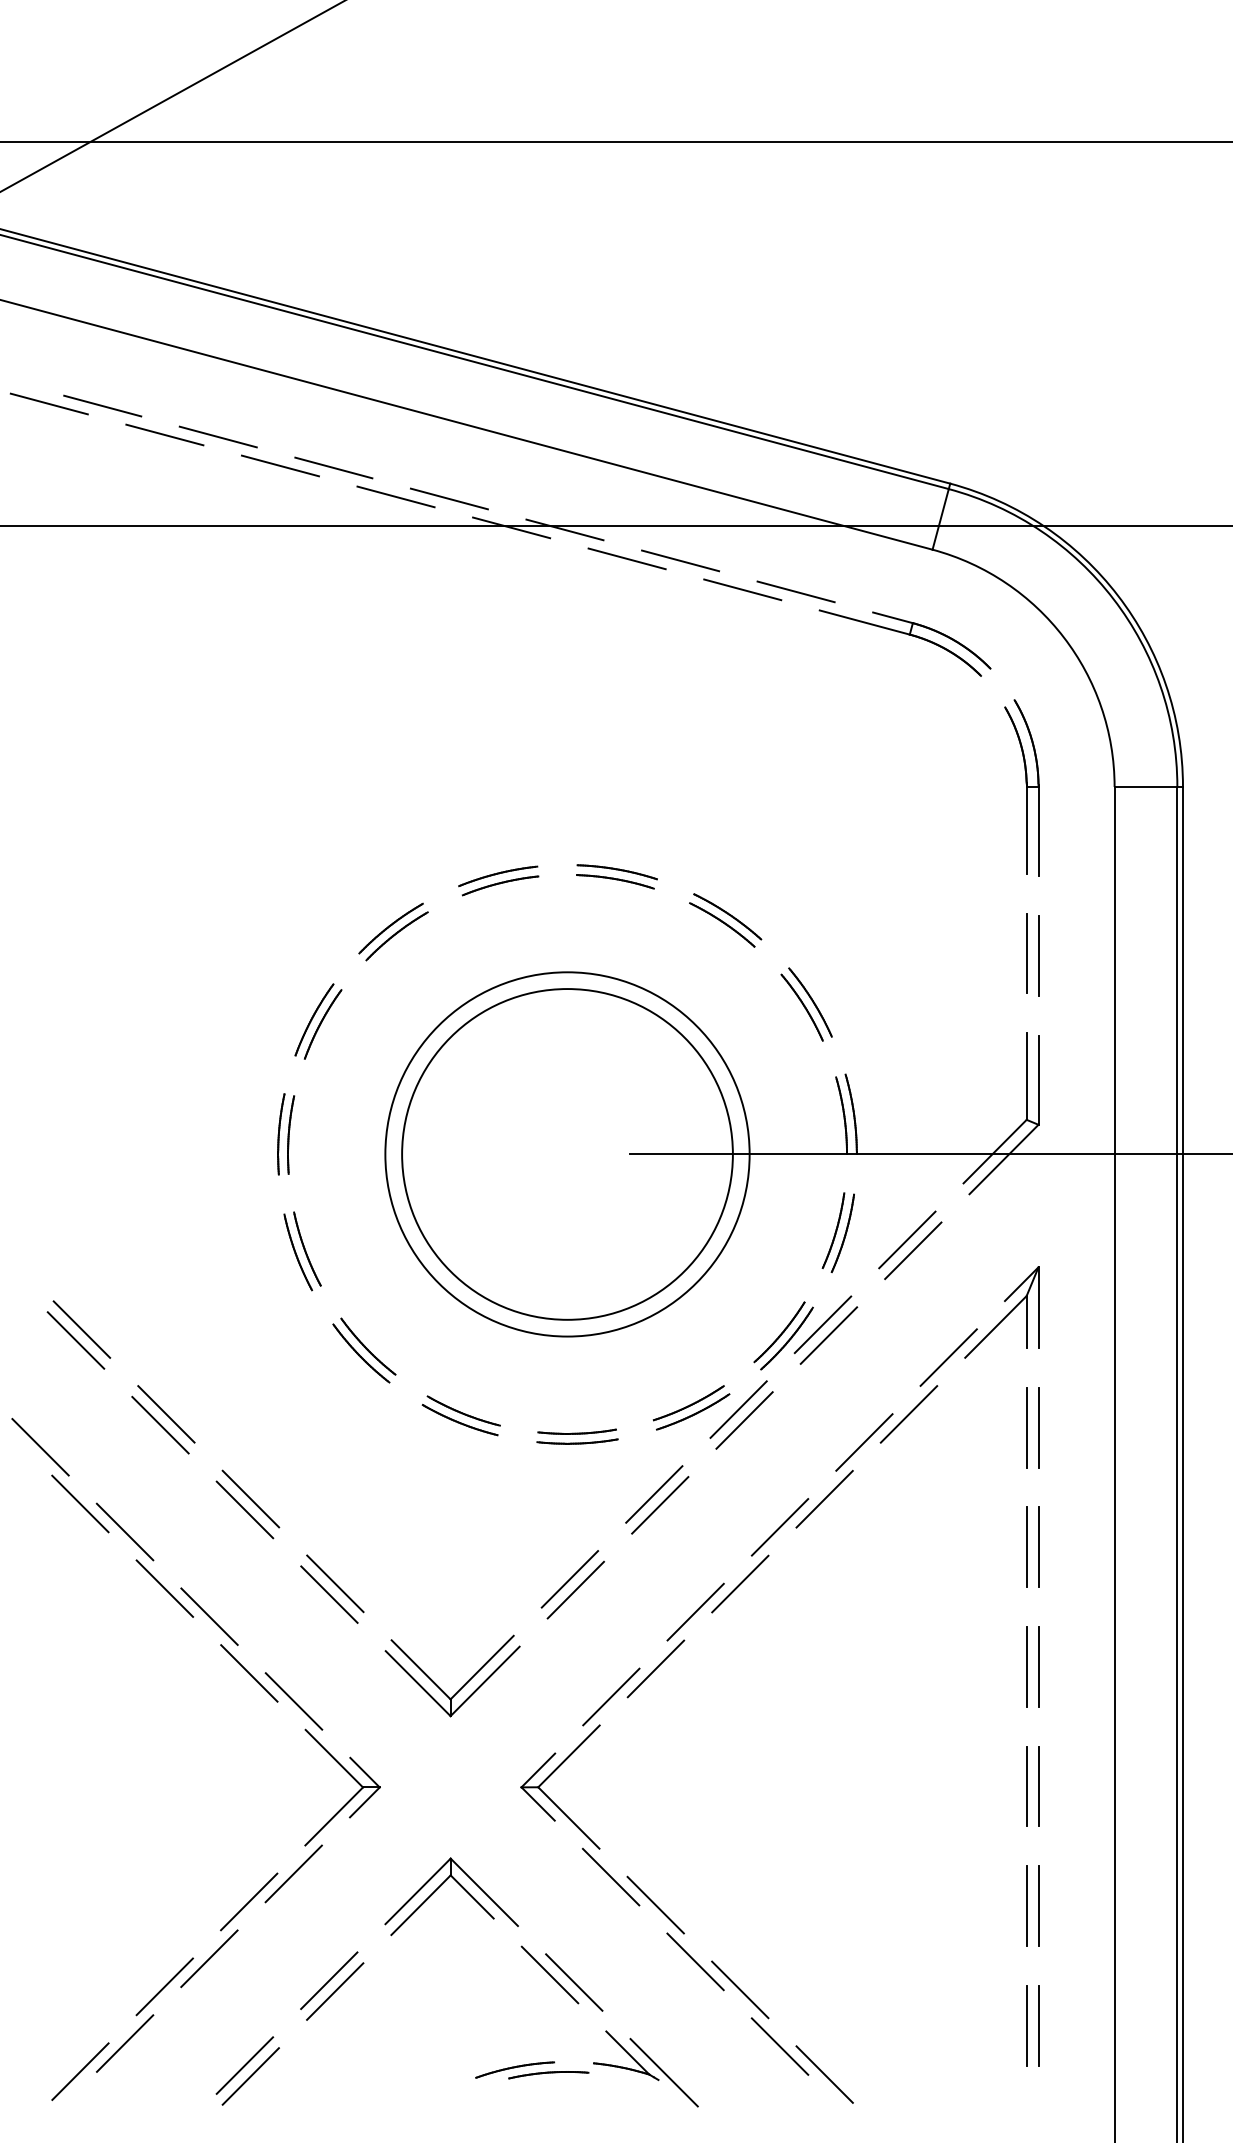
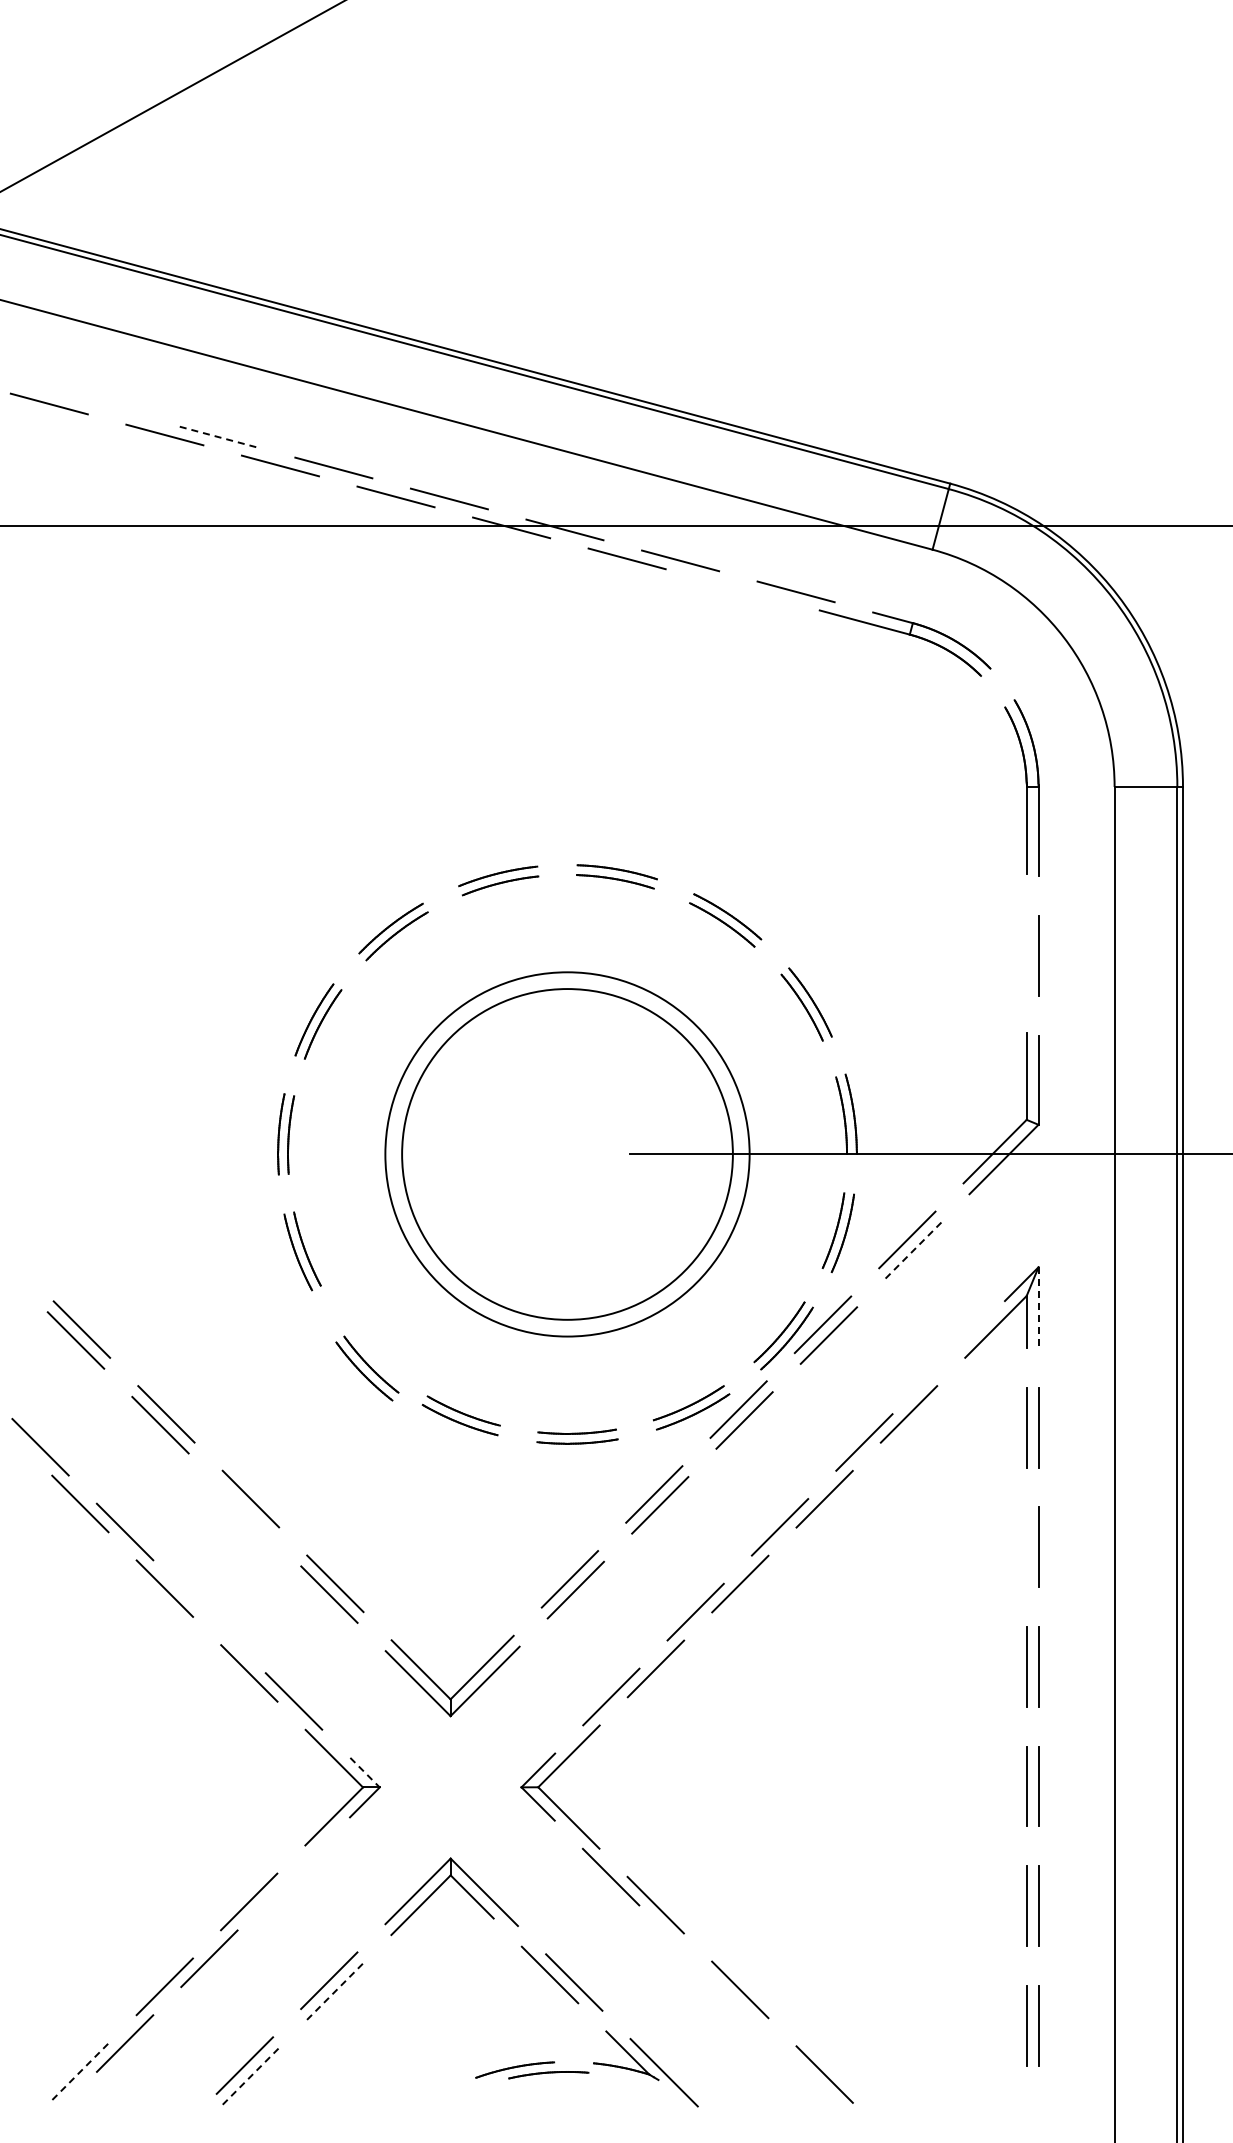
line: present -> none (615, 142)
line: present -> none (102, 405)
line: solid -> dashed (218, 437)
line: present -> none (742, 589)
line: present -> none (1026, 953)
line: solid -> dashed (913, 1250)
line: solid -> dashed (1038, 1308)
part position: (364, 1350) -> (367, 1368) (367, 1368)
line: present -> none (948, 1357)
line: present -> none (244, 1509)
line: present -> none (1026, 1547)
line: present -> none (209, 1616)
line: solid -> dashed (365, 1772)
line: present -> none (293, 1873)
line: present -> none (695, 1961)
line: solid -> dashed (335, 1991)
line: present -> none (779, 2046)
line: solid -> dashed (80, 2071)
line: solid -> dashed (250, 2076)
